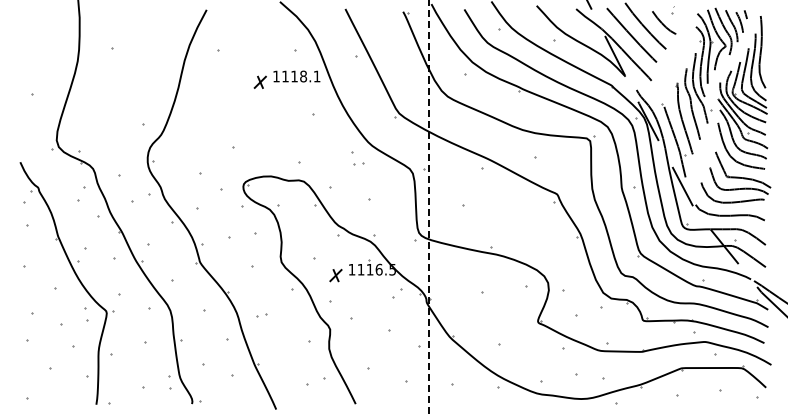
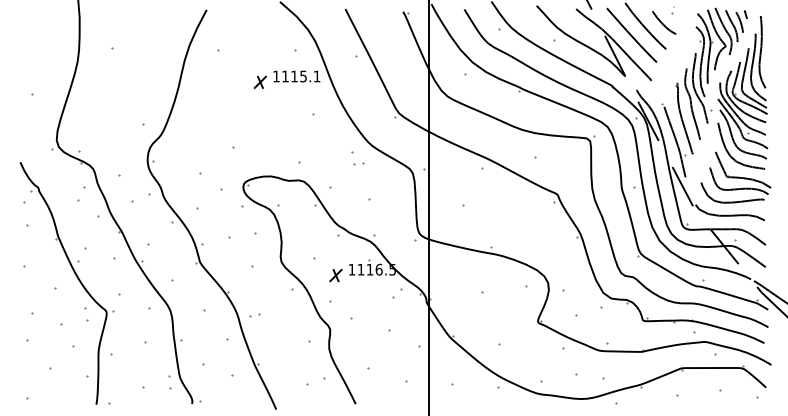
text: 1118.1 -> 1115.1 (303, 76)
line: dashed -> solid (429, 207)
part position: (261, 315) -> (254, 315) (254, 315)
